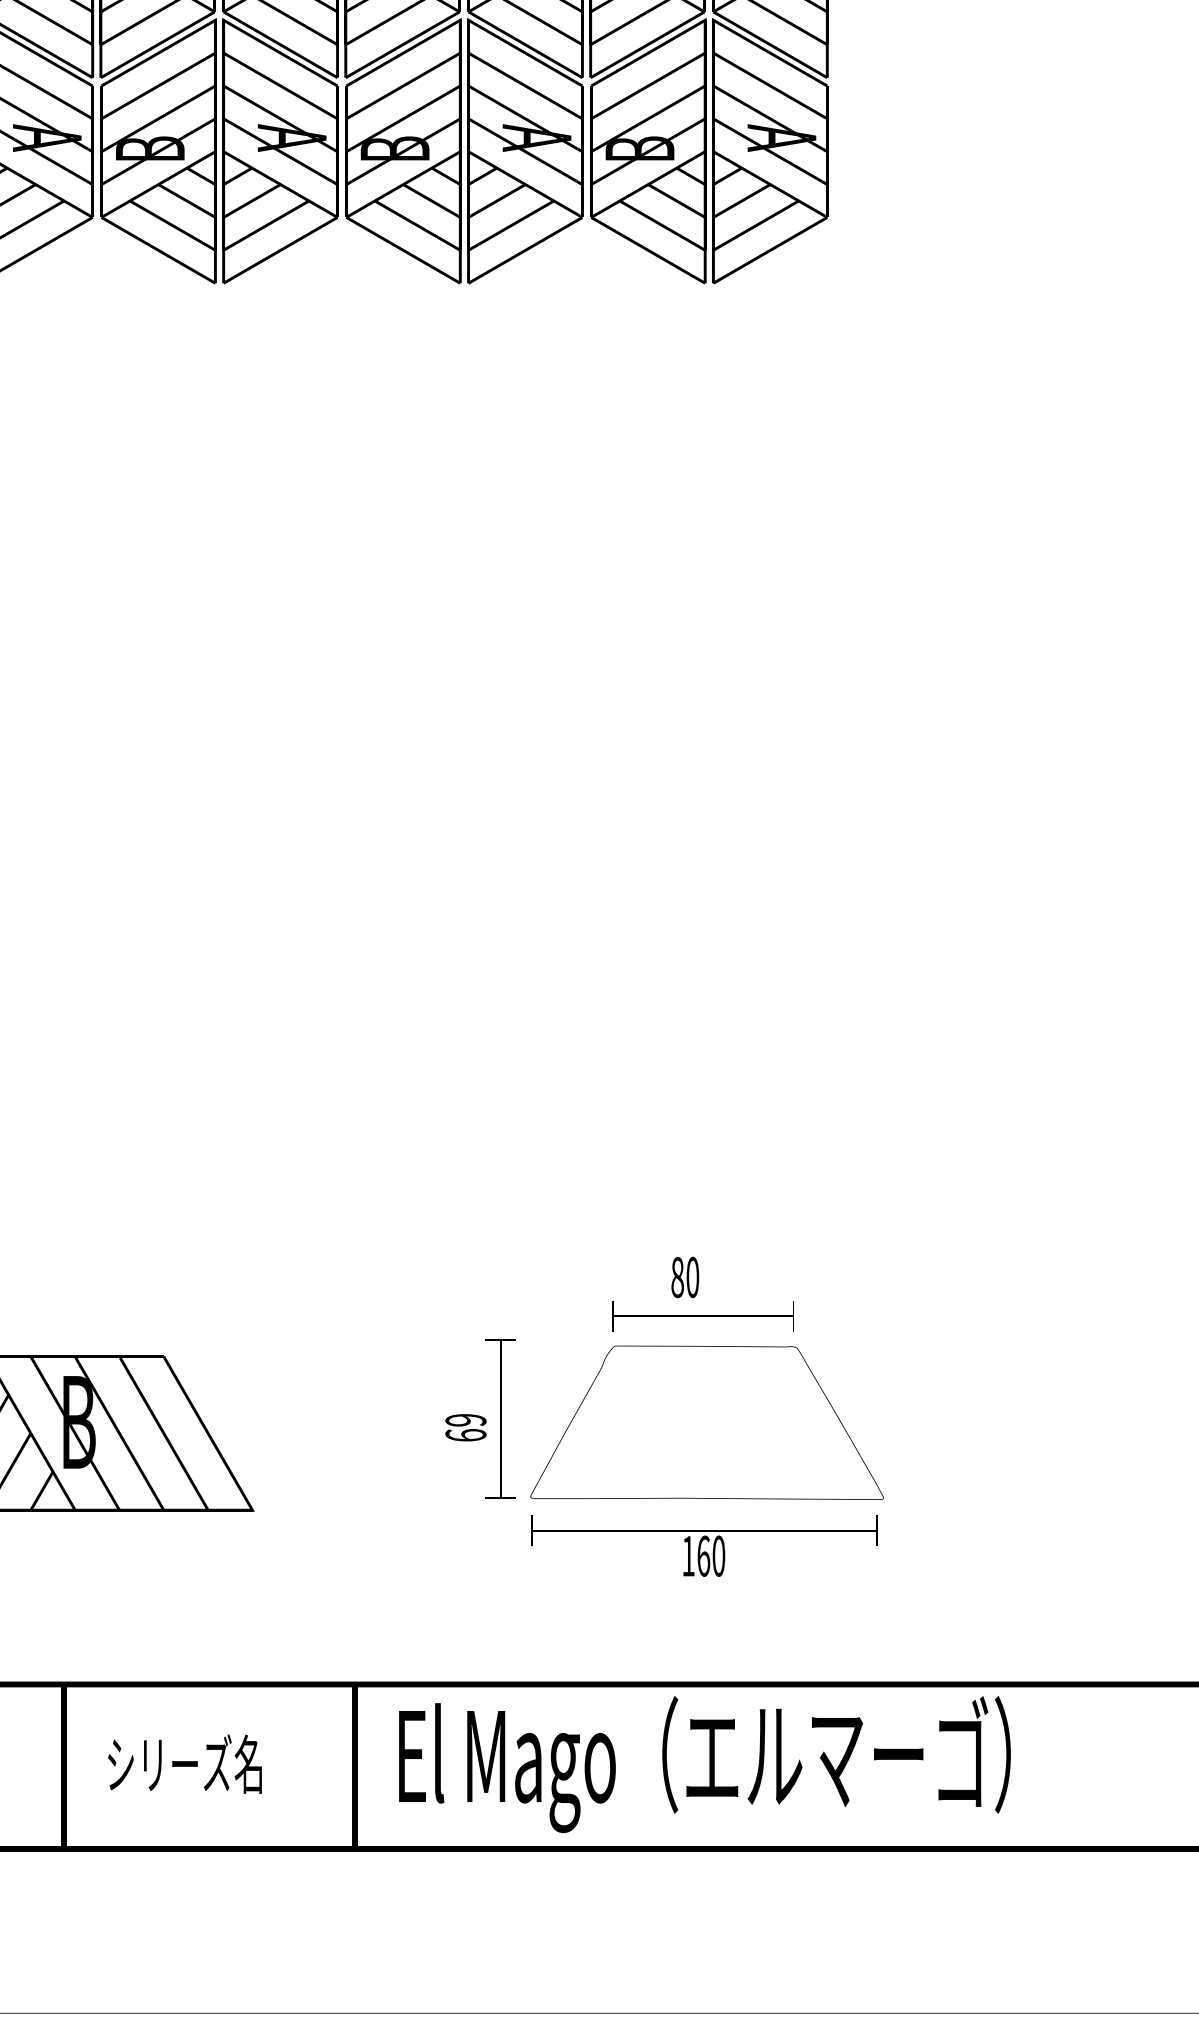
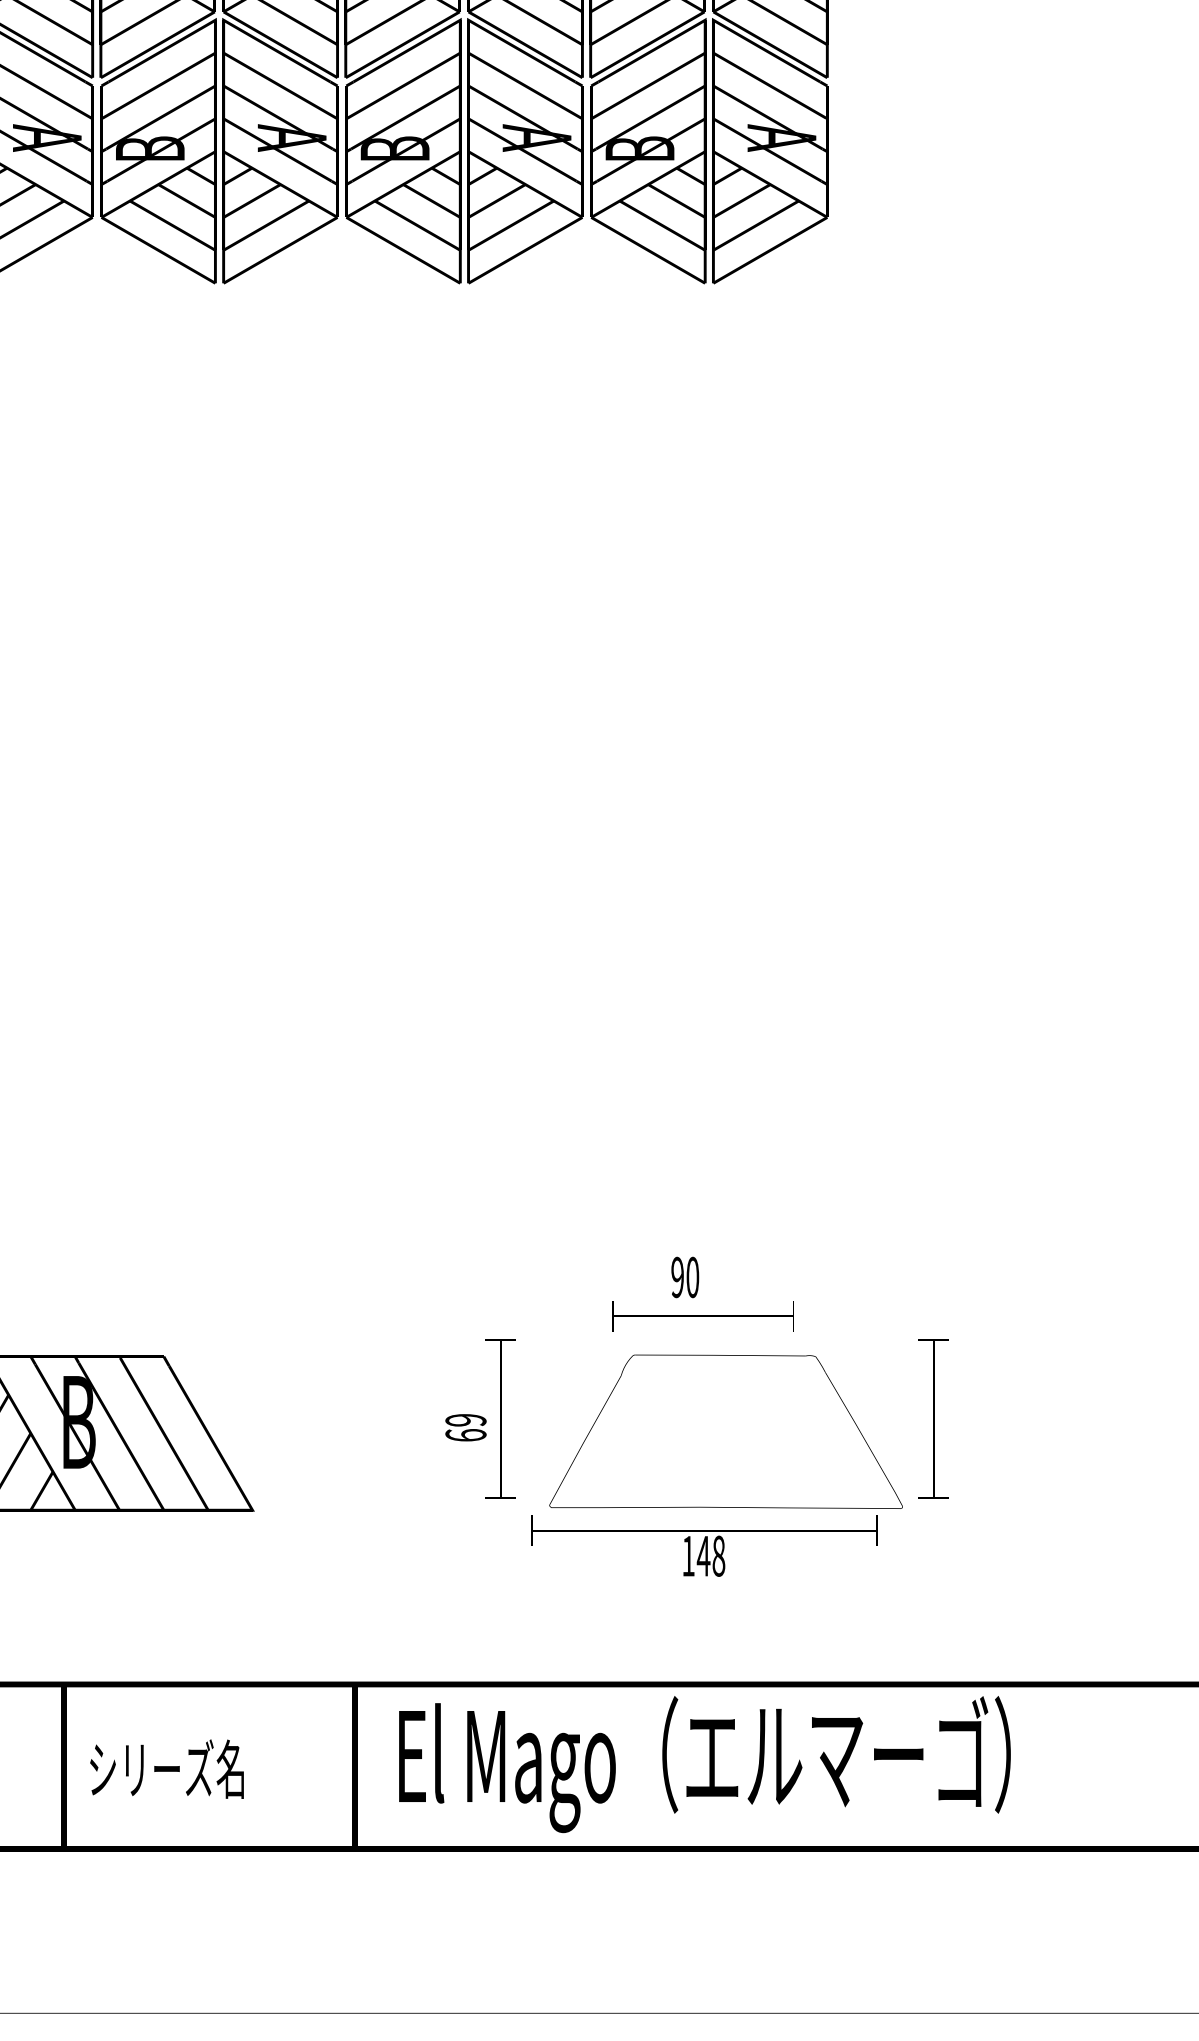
text: 80 -> 90 (677, 1277)
part: none -> present (933, 1418)
part position: (706, 1422) -> (725, 1431) (725, 1431)
text: 160 -> 148 (710, 1555)
text position: (184, 1763) -> (166, 1768) (166, 1768)
